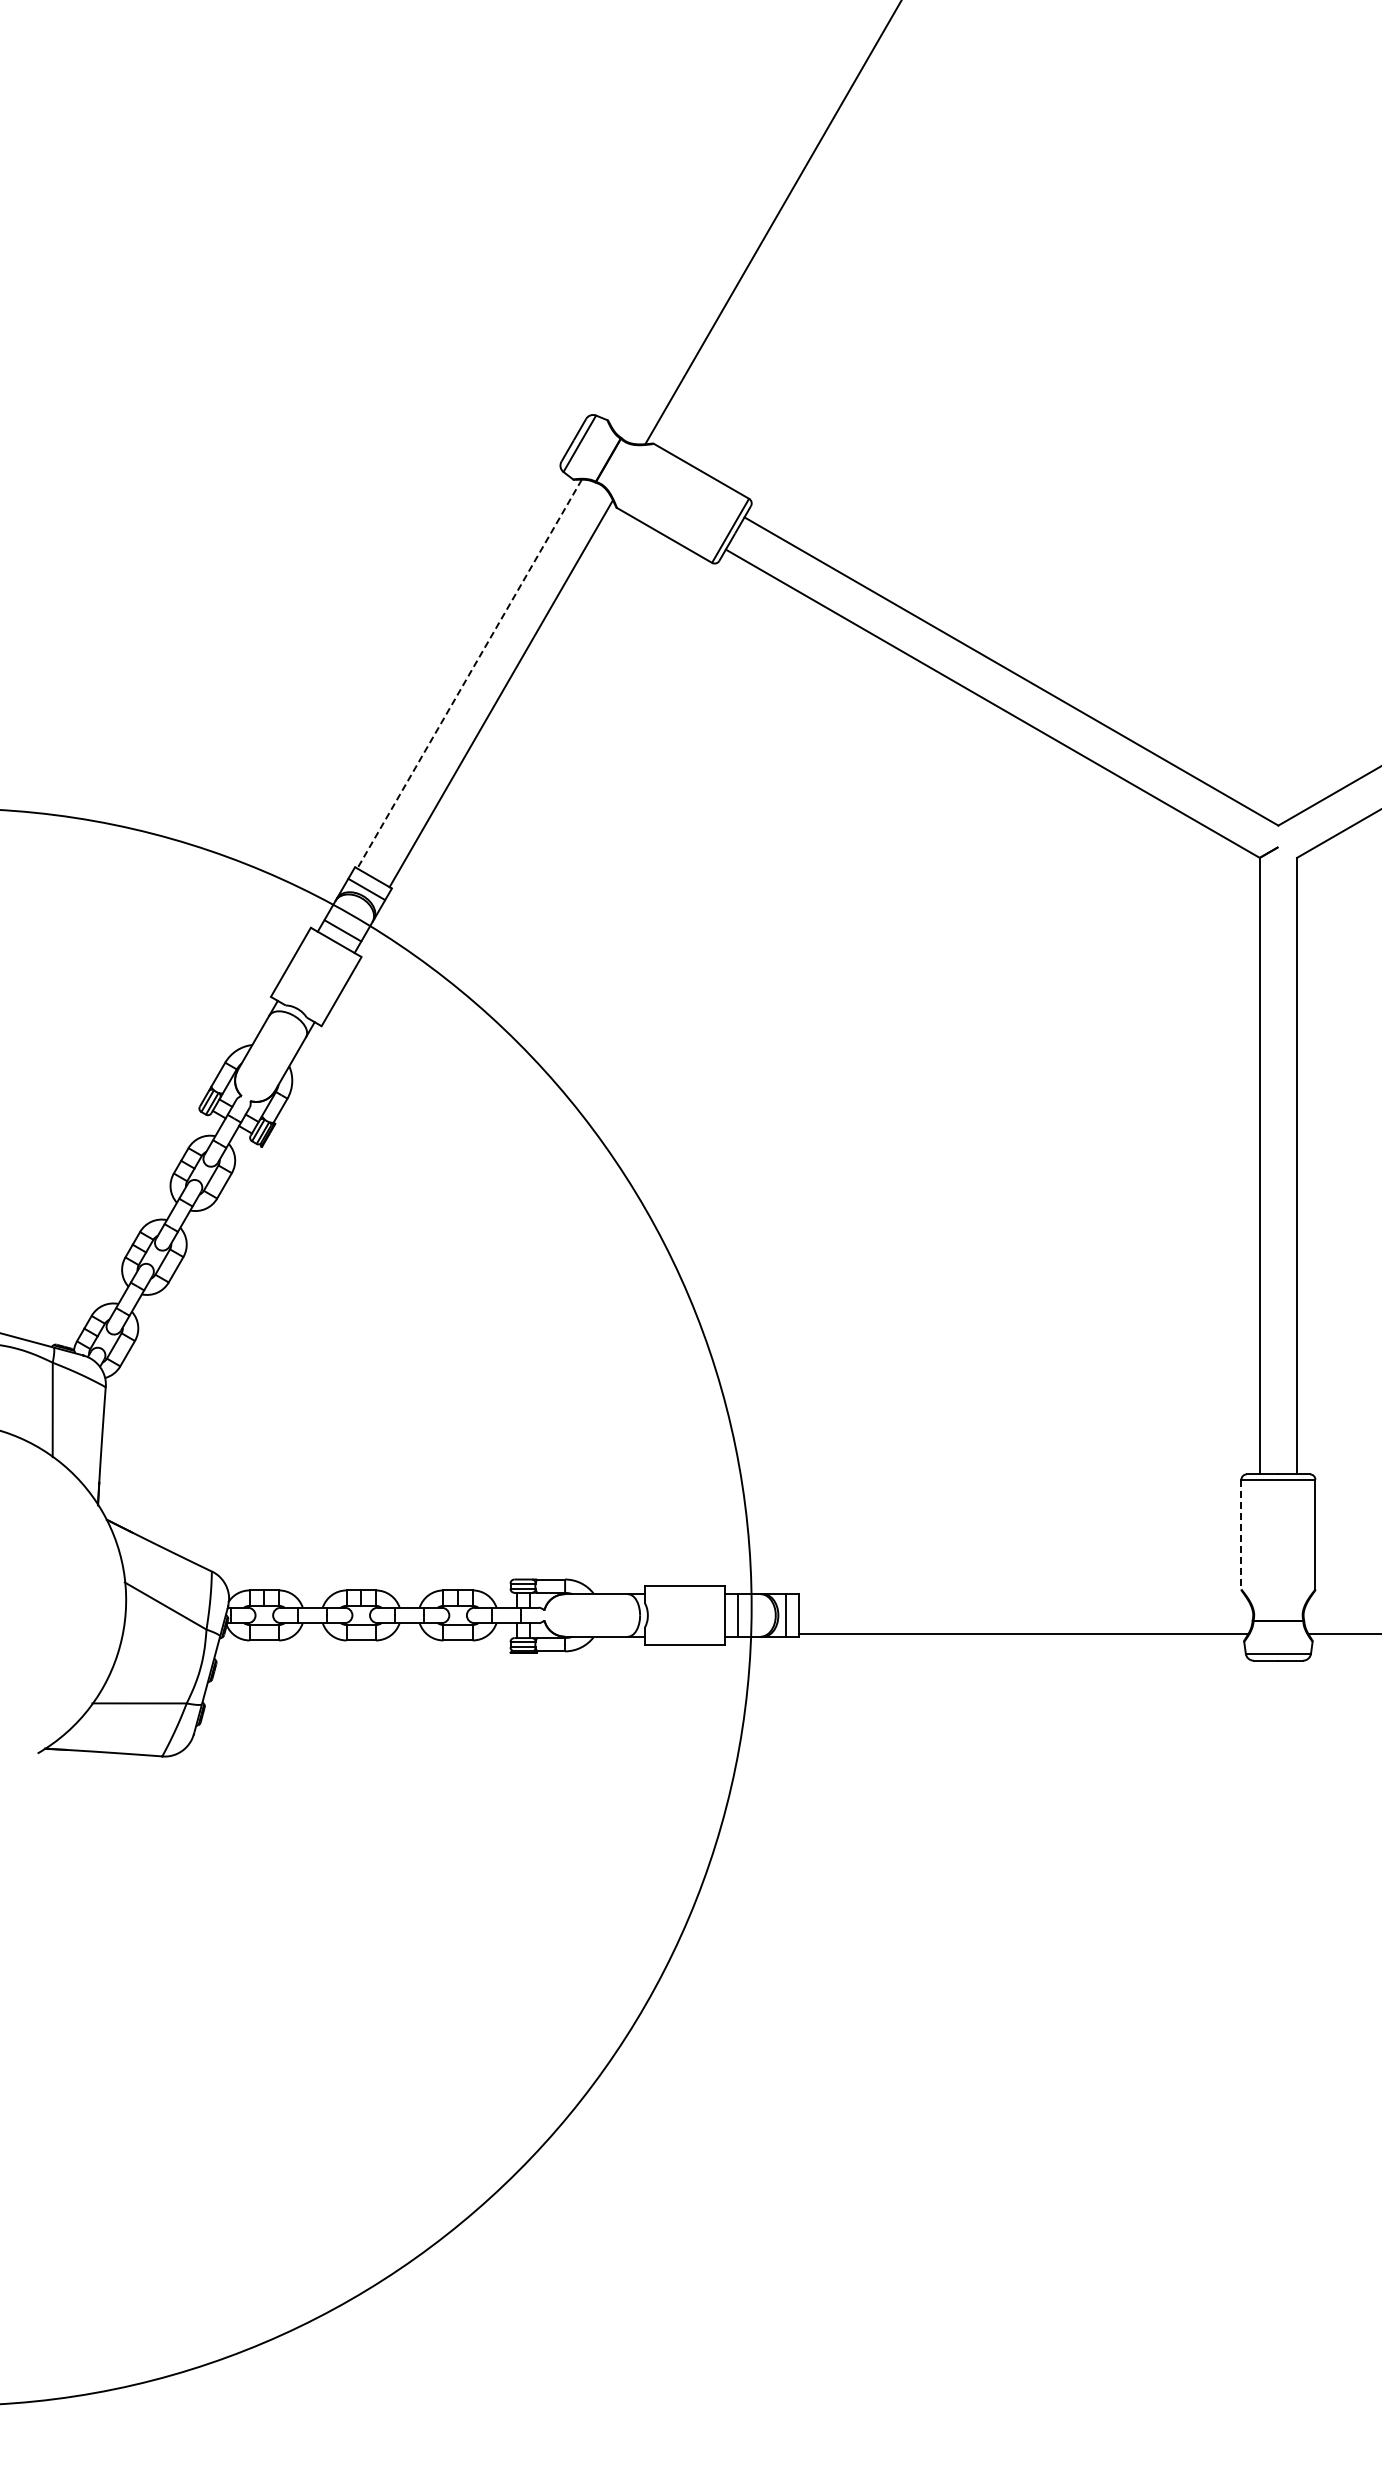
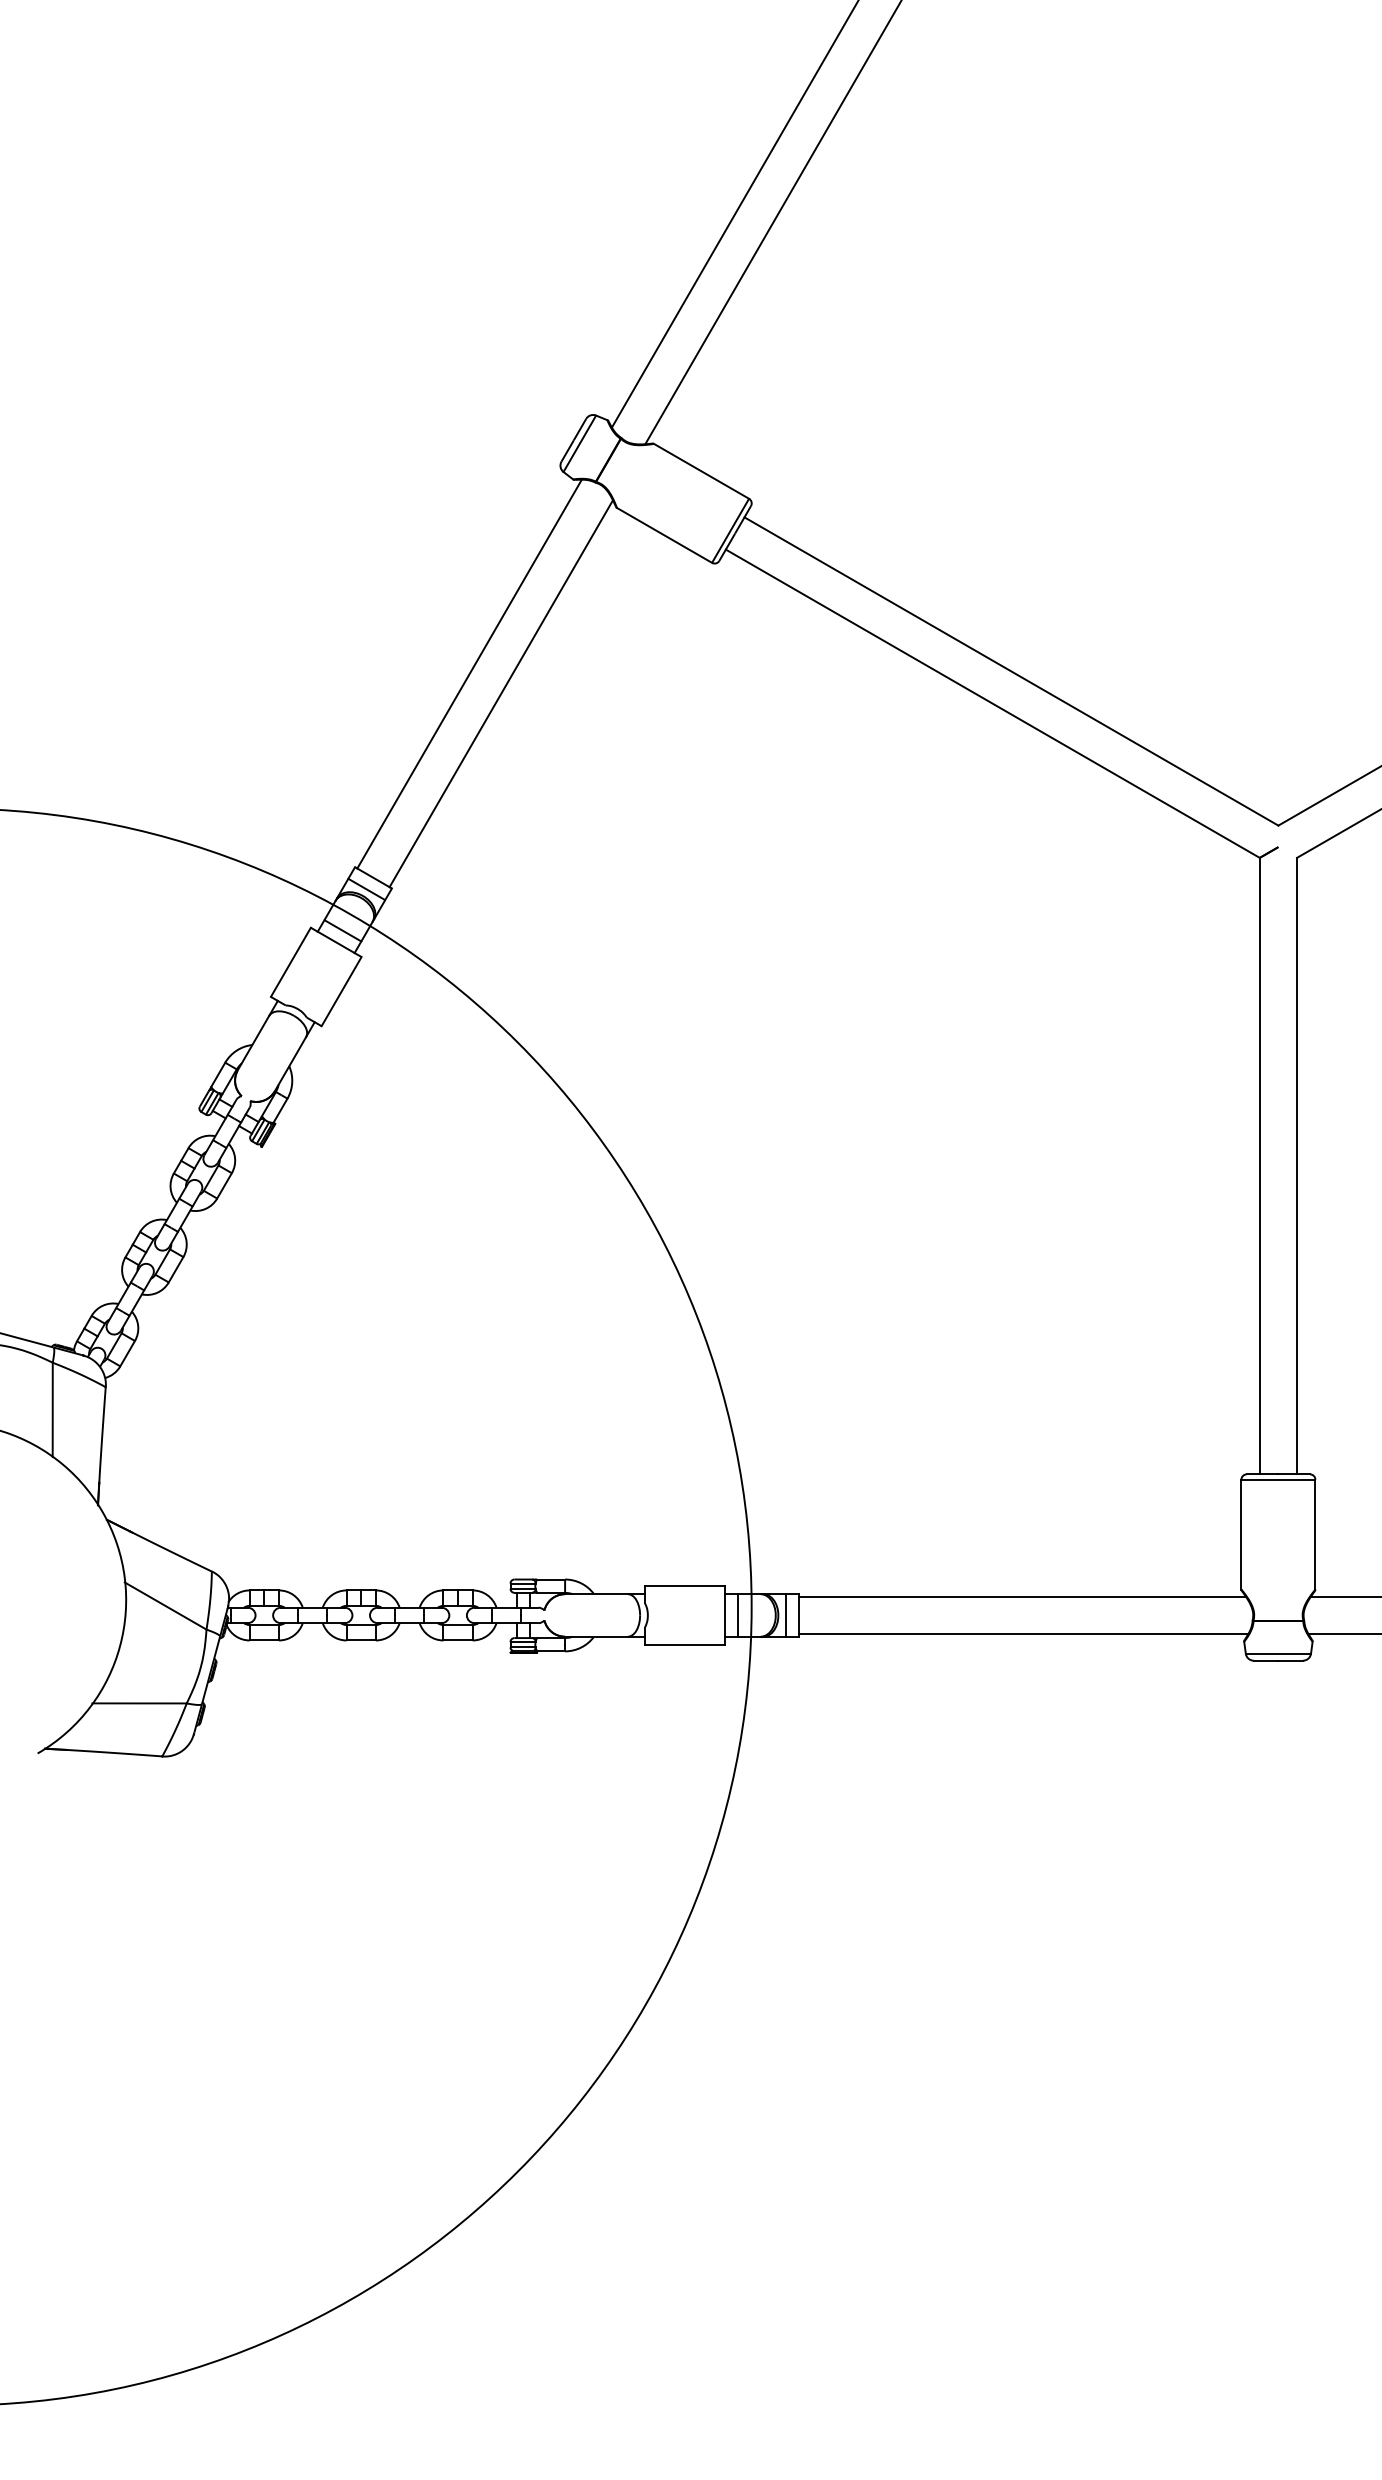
line: none -> present (734, 214)
line: dashed -> solid (469, 674)
line: dashed -> solid (1241, 1534)
line: none -> present (1022, 1596)
line: none -> present (1344, 1596)
